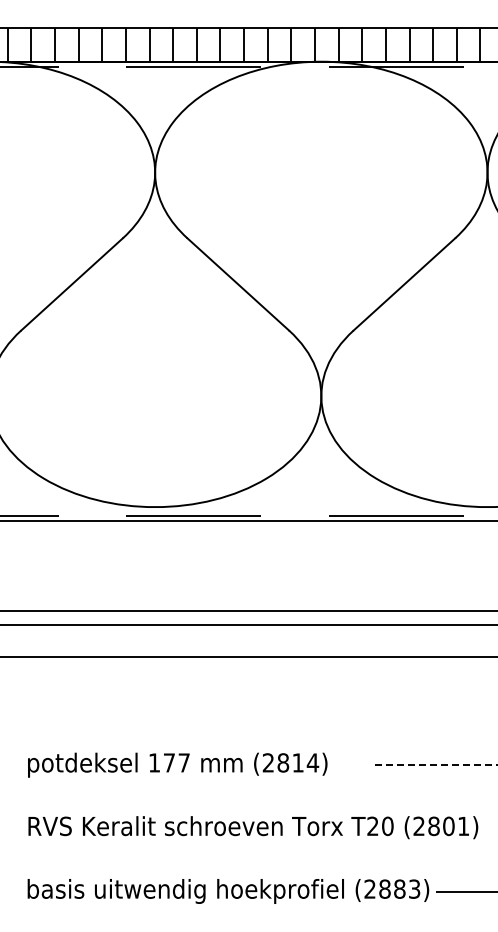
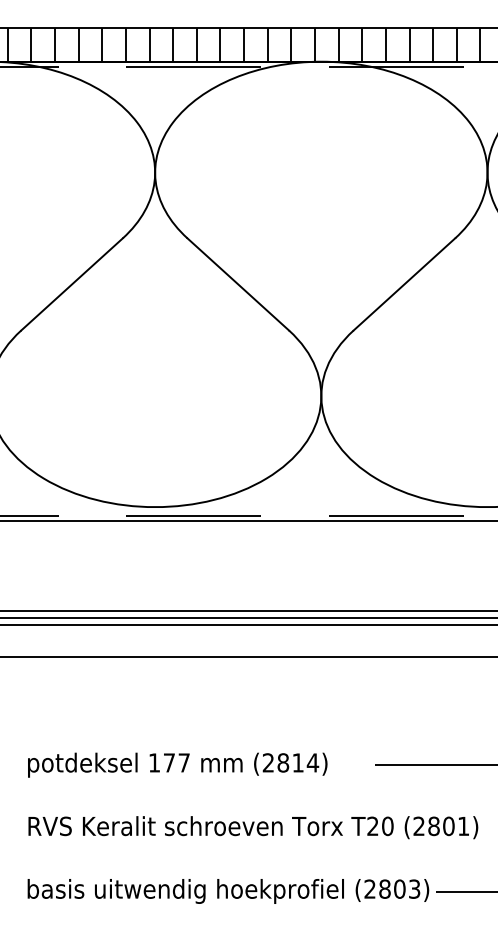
line: none -> present (248, 618)
line: dashed -> solid (436, 765)
text: (2883) -> (2803) (399, 888)
